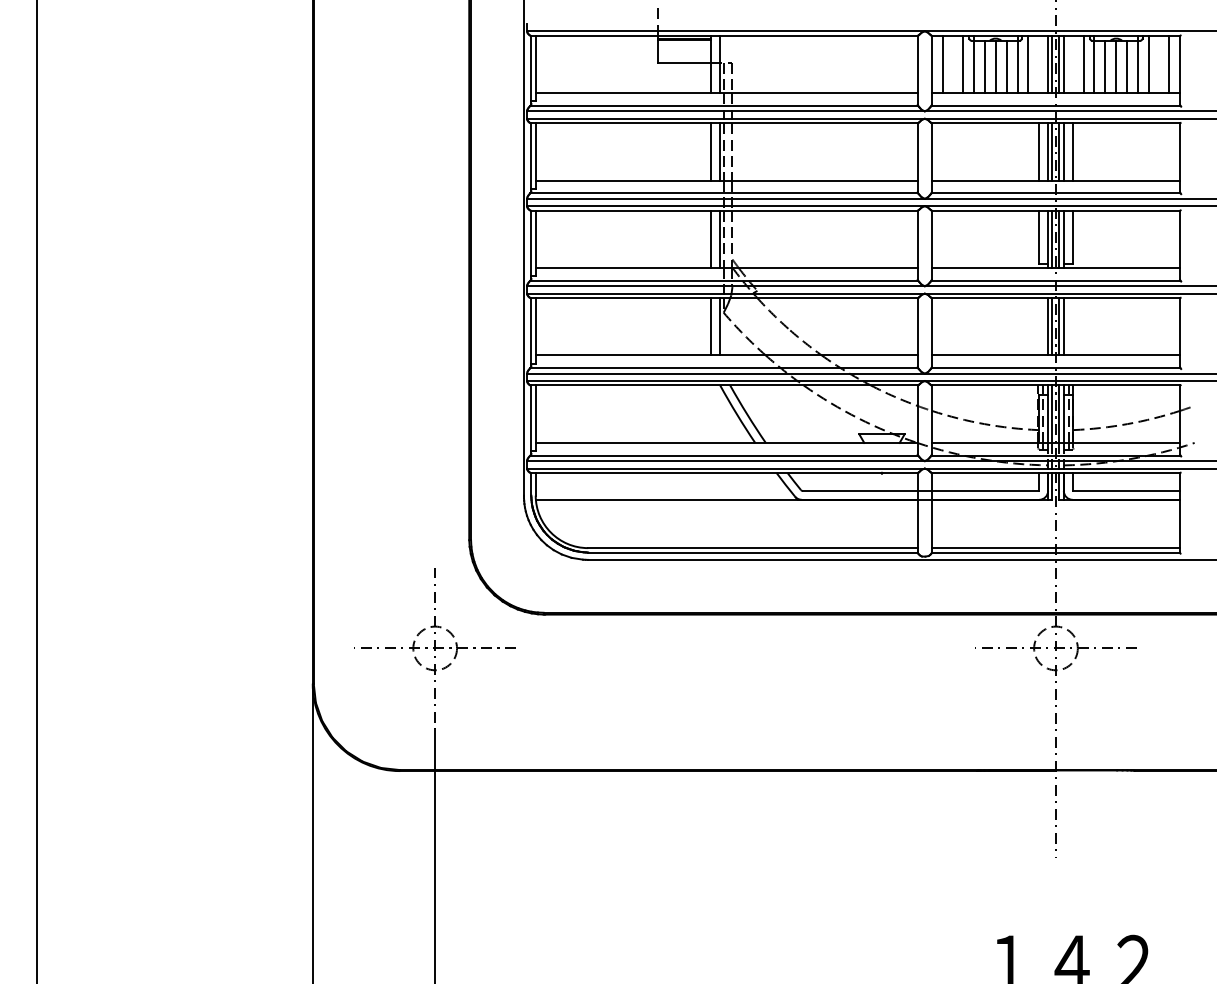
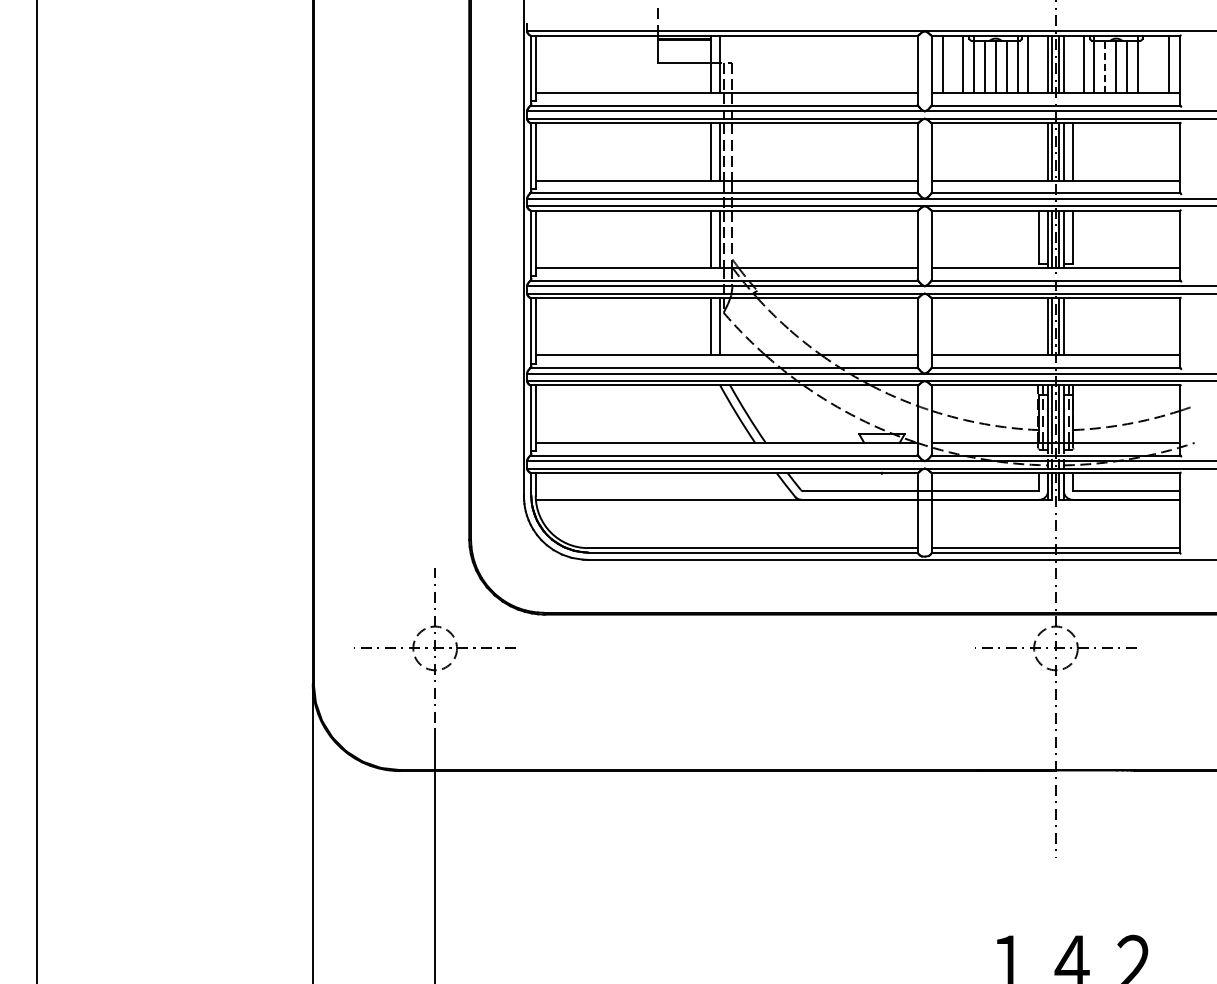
line: present -> none (1149, 64)
line: solid -> dashed (1105, 66)
line: present -> none (1039, 151)
